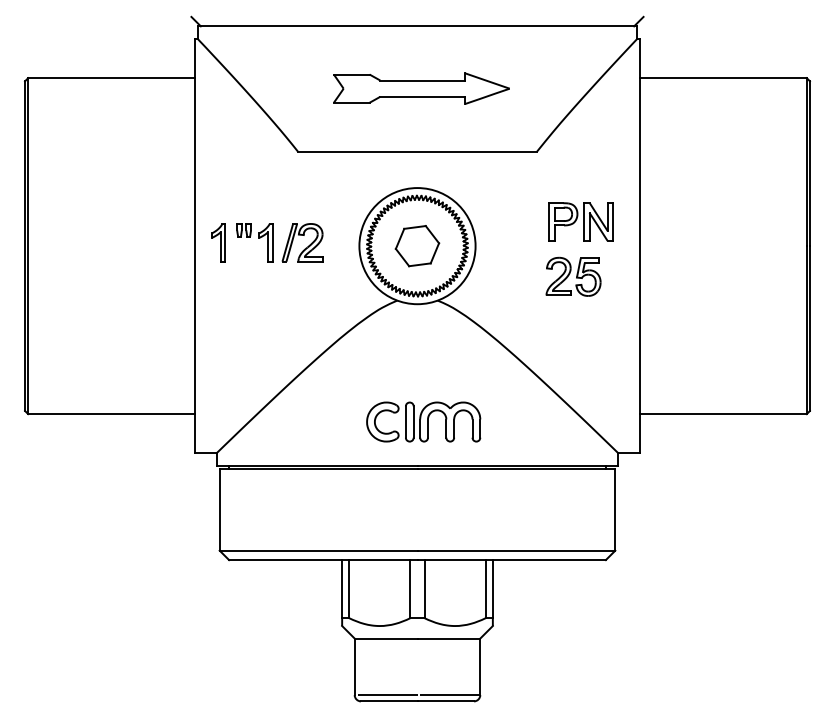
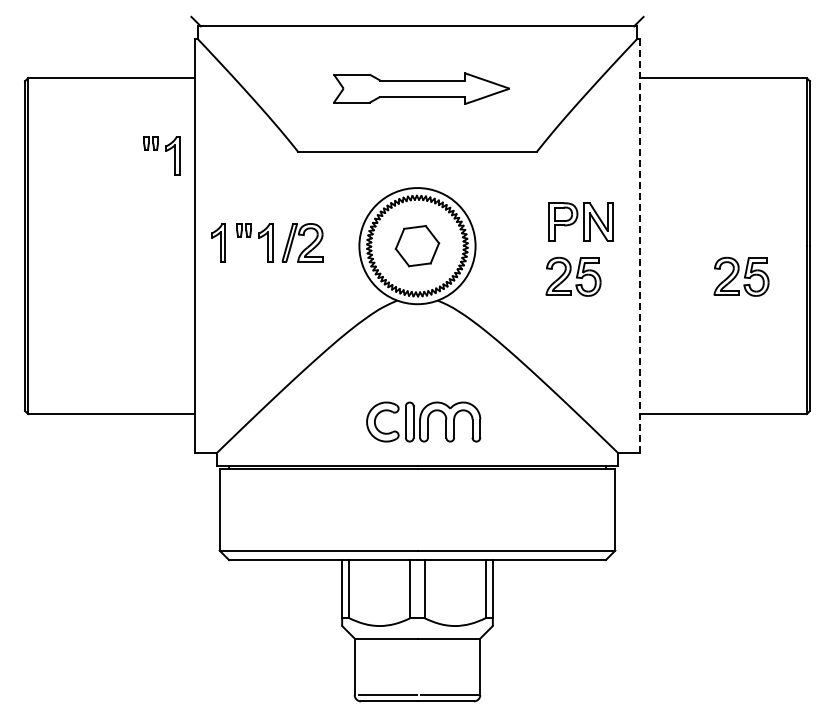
part: none -> present (161, 155)
line: solid -> dashed (640, 246)
part: none -> present (741, 276)
